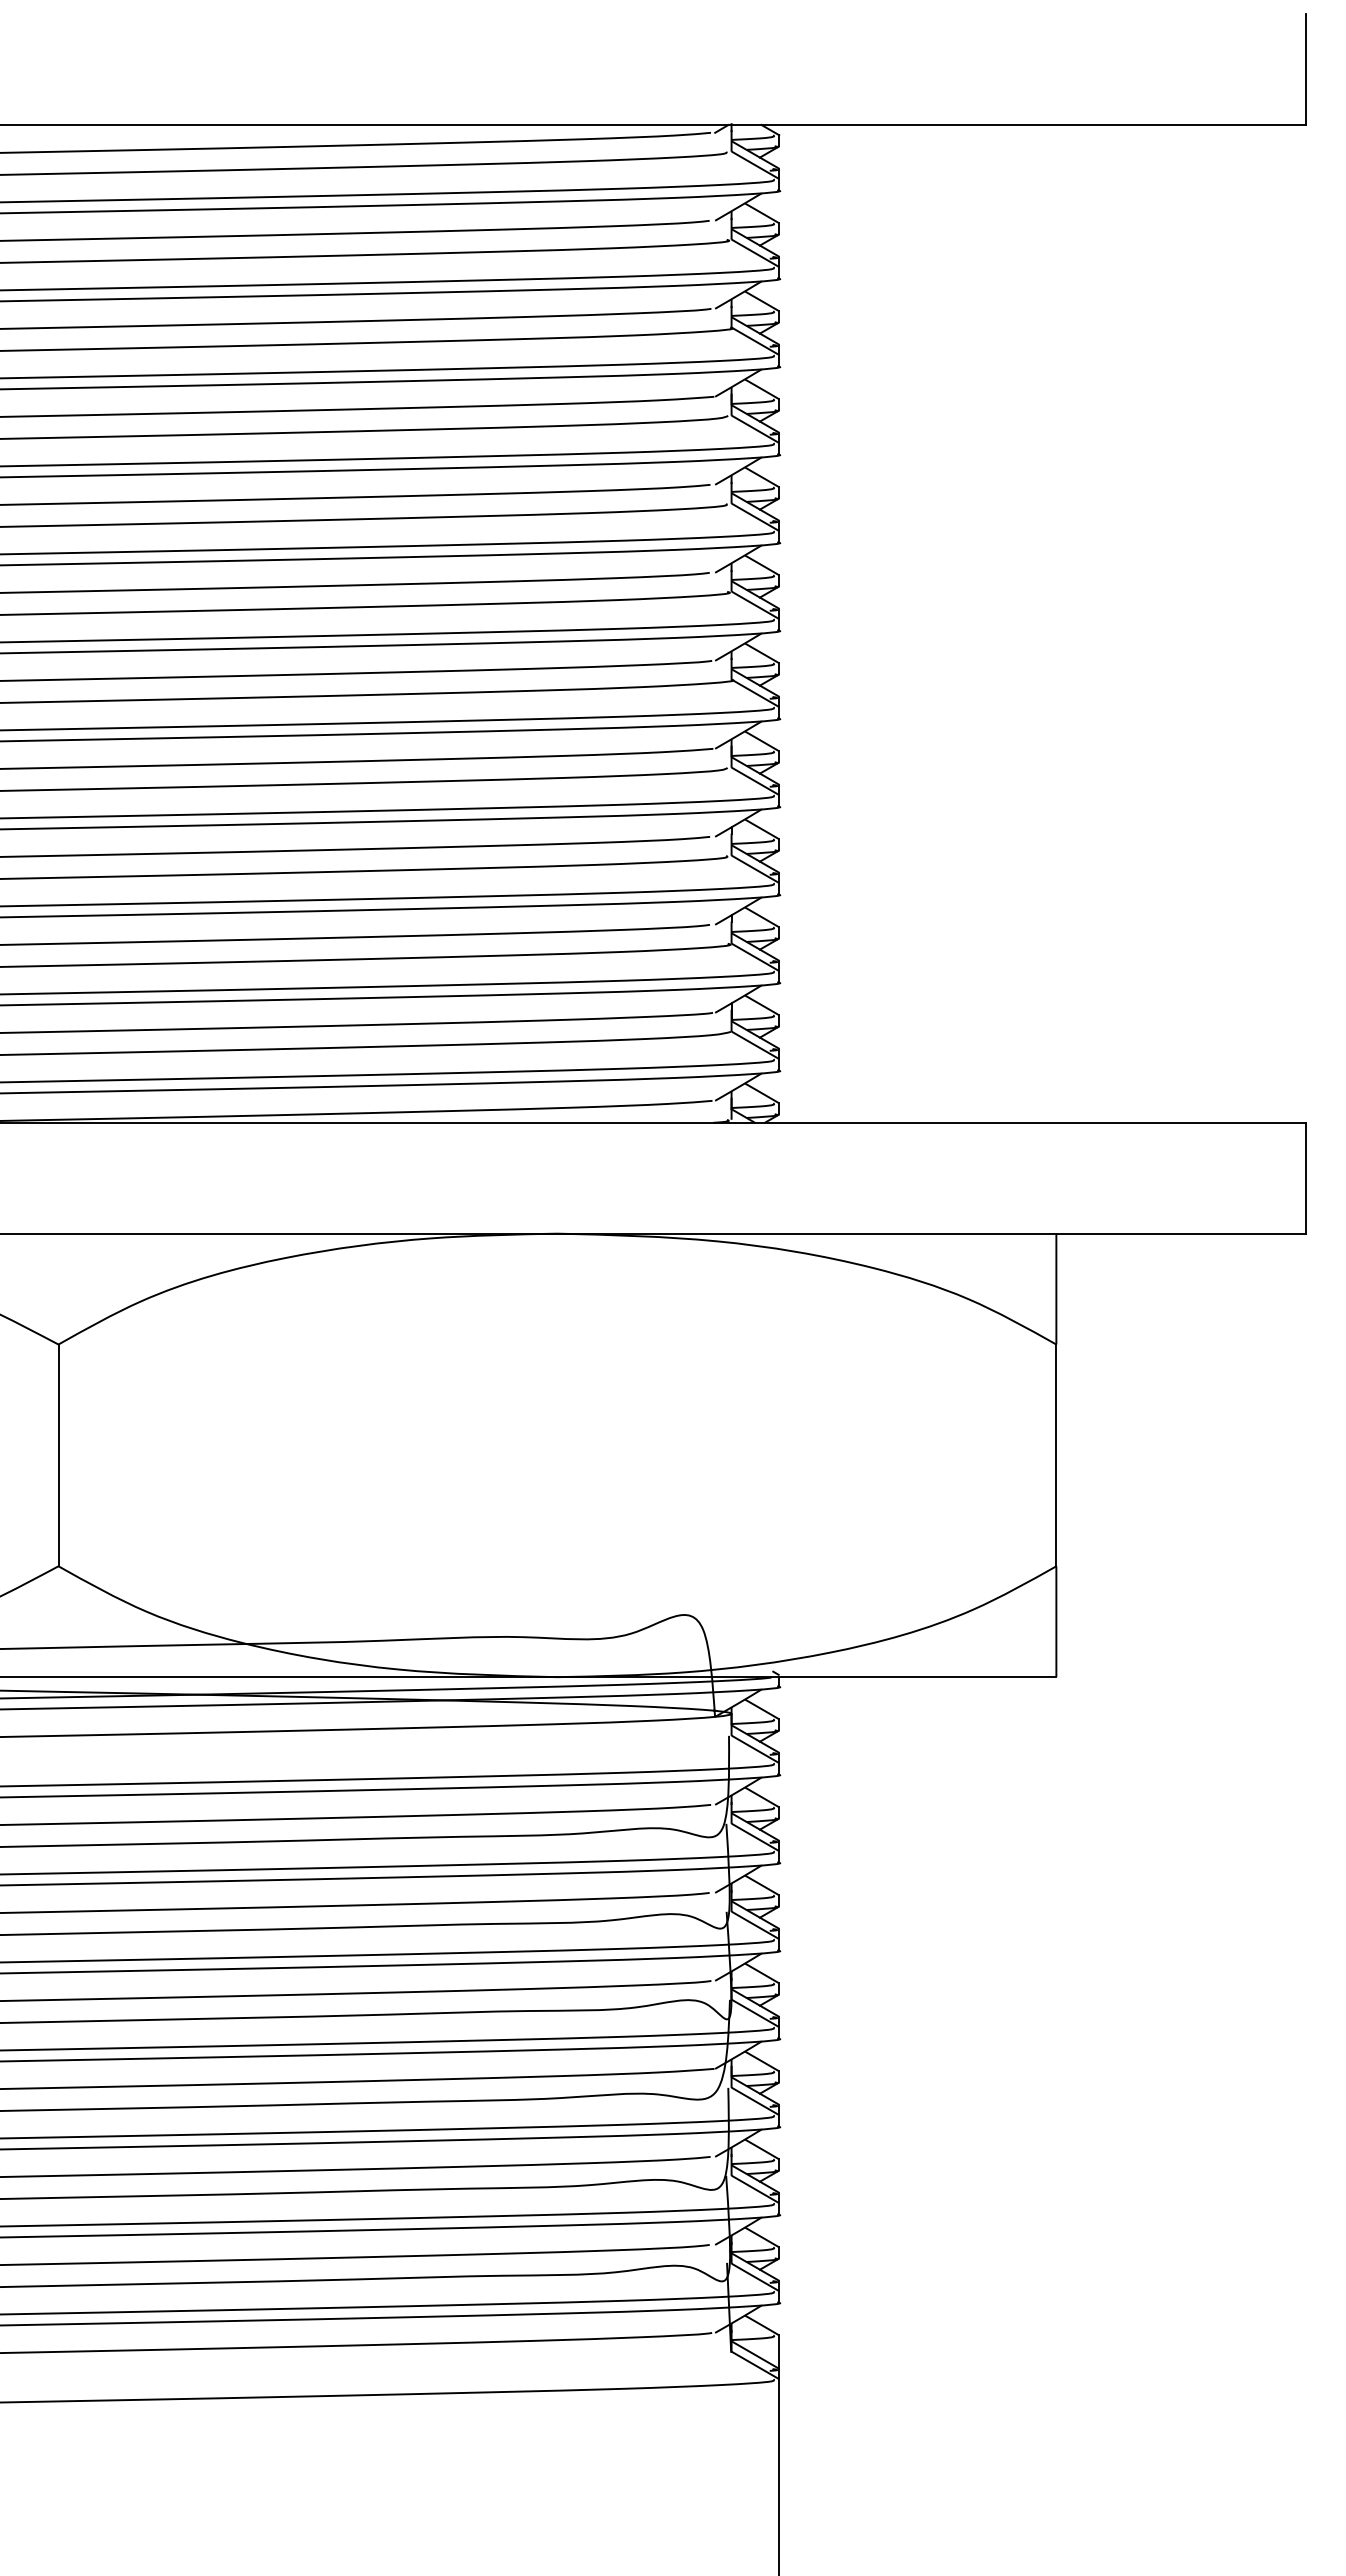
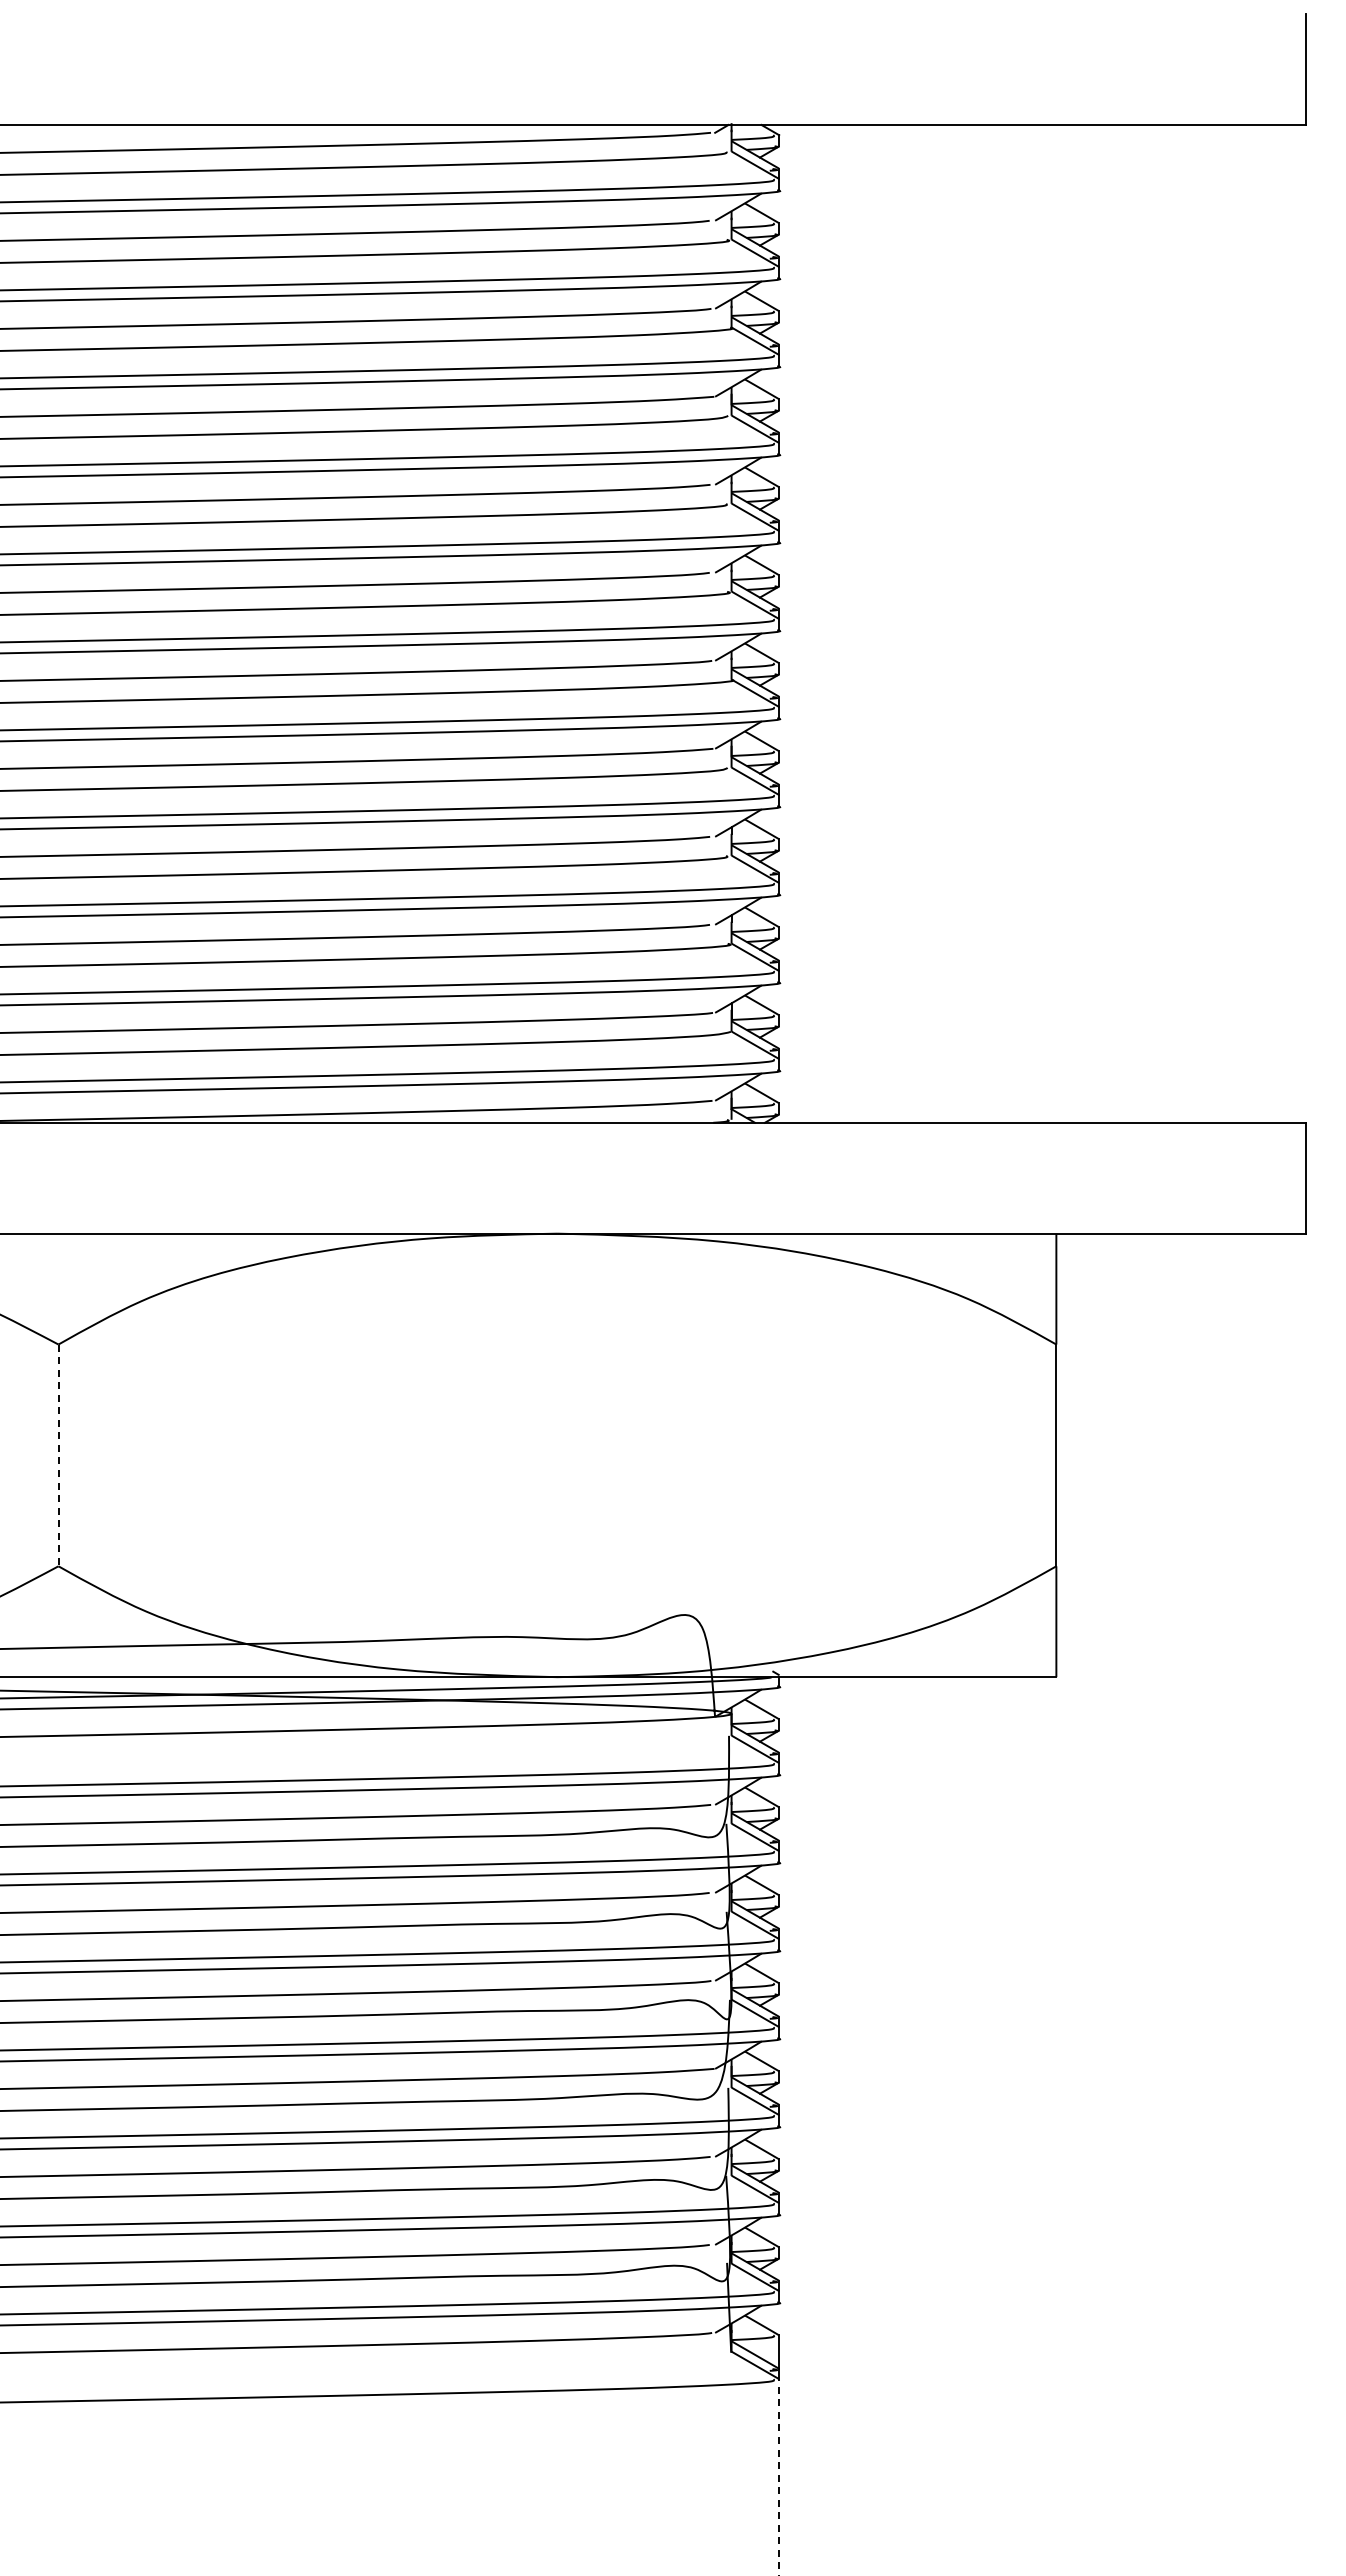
line: solid -> dashed (58, 1455)
line: solid -> dashed (779, 2477)
